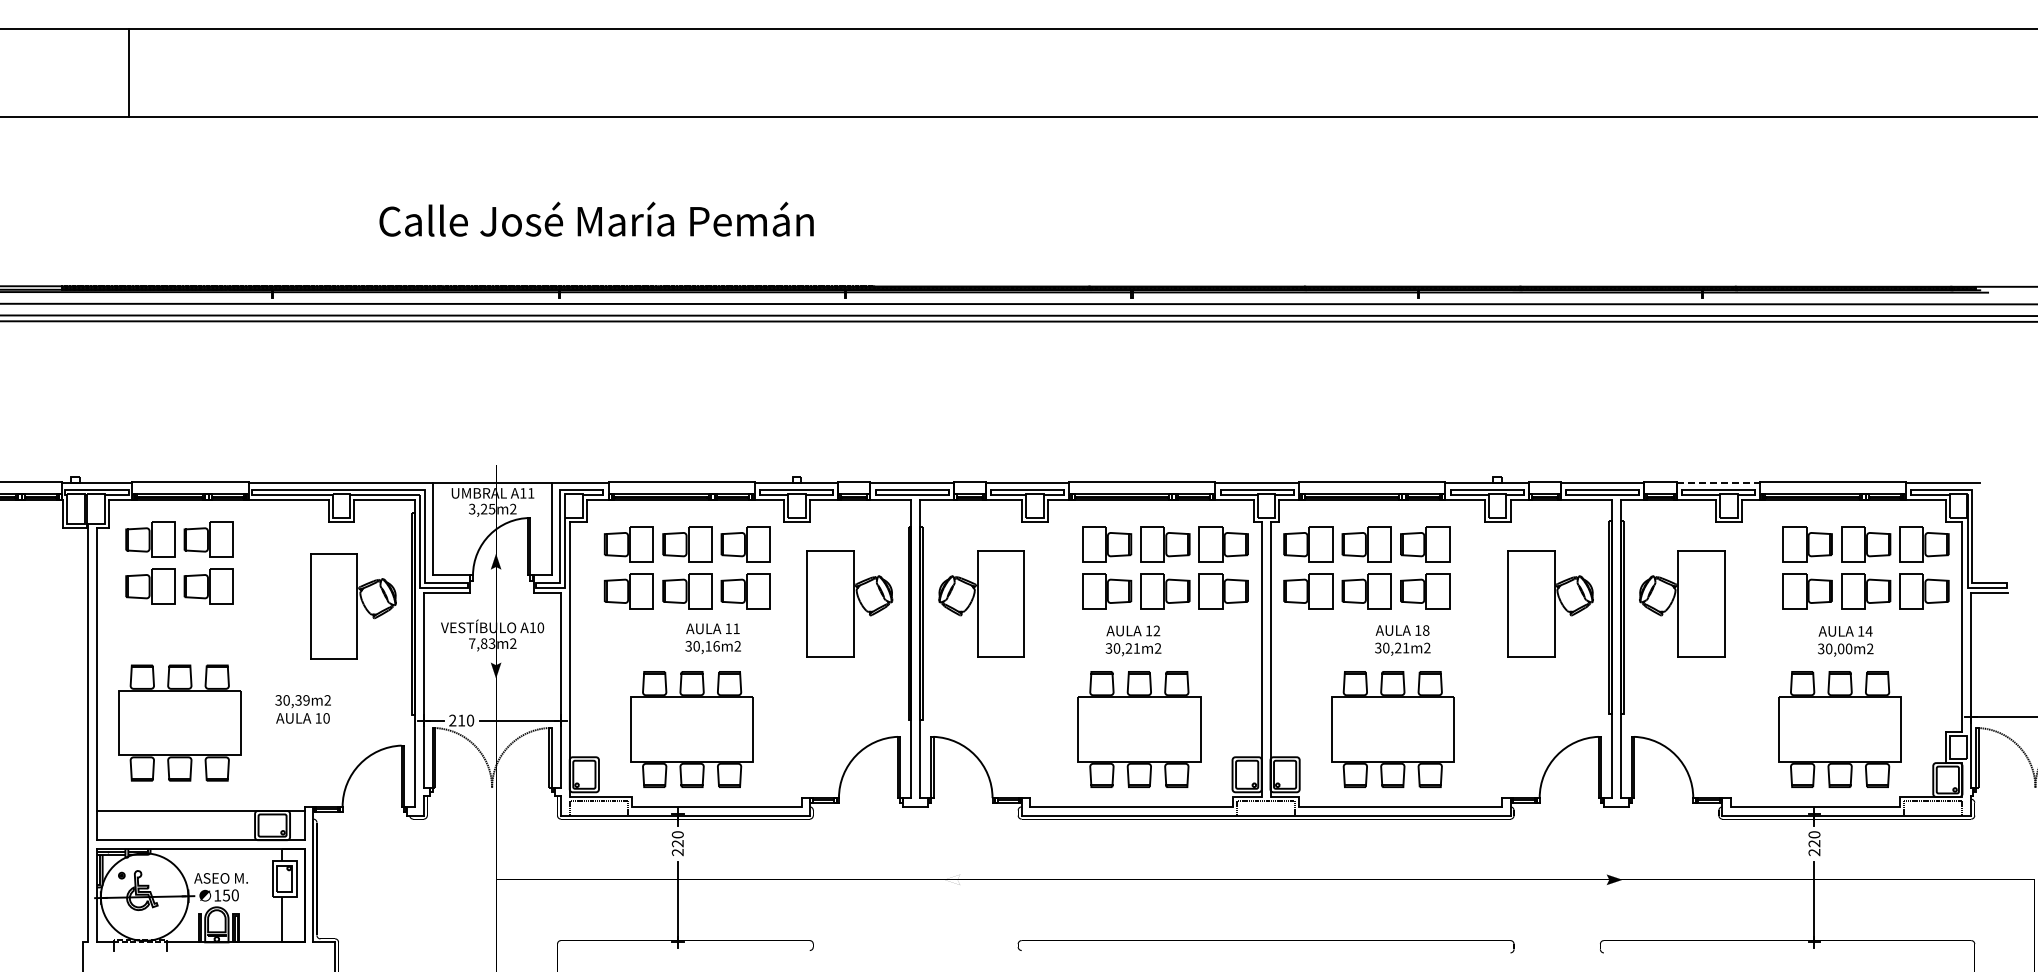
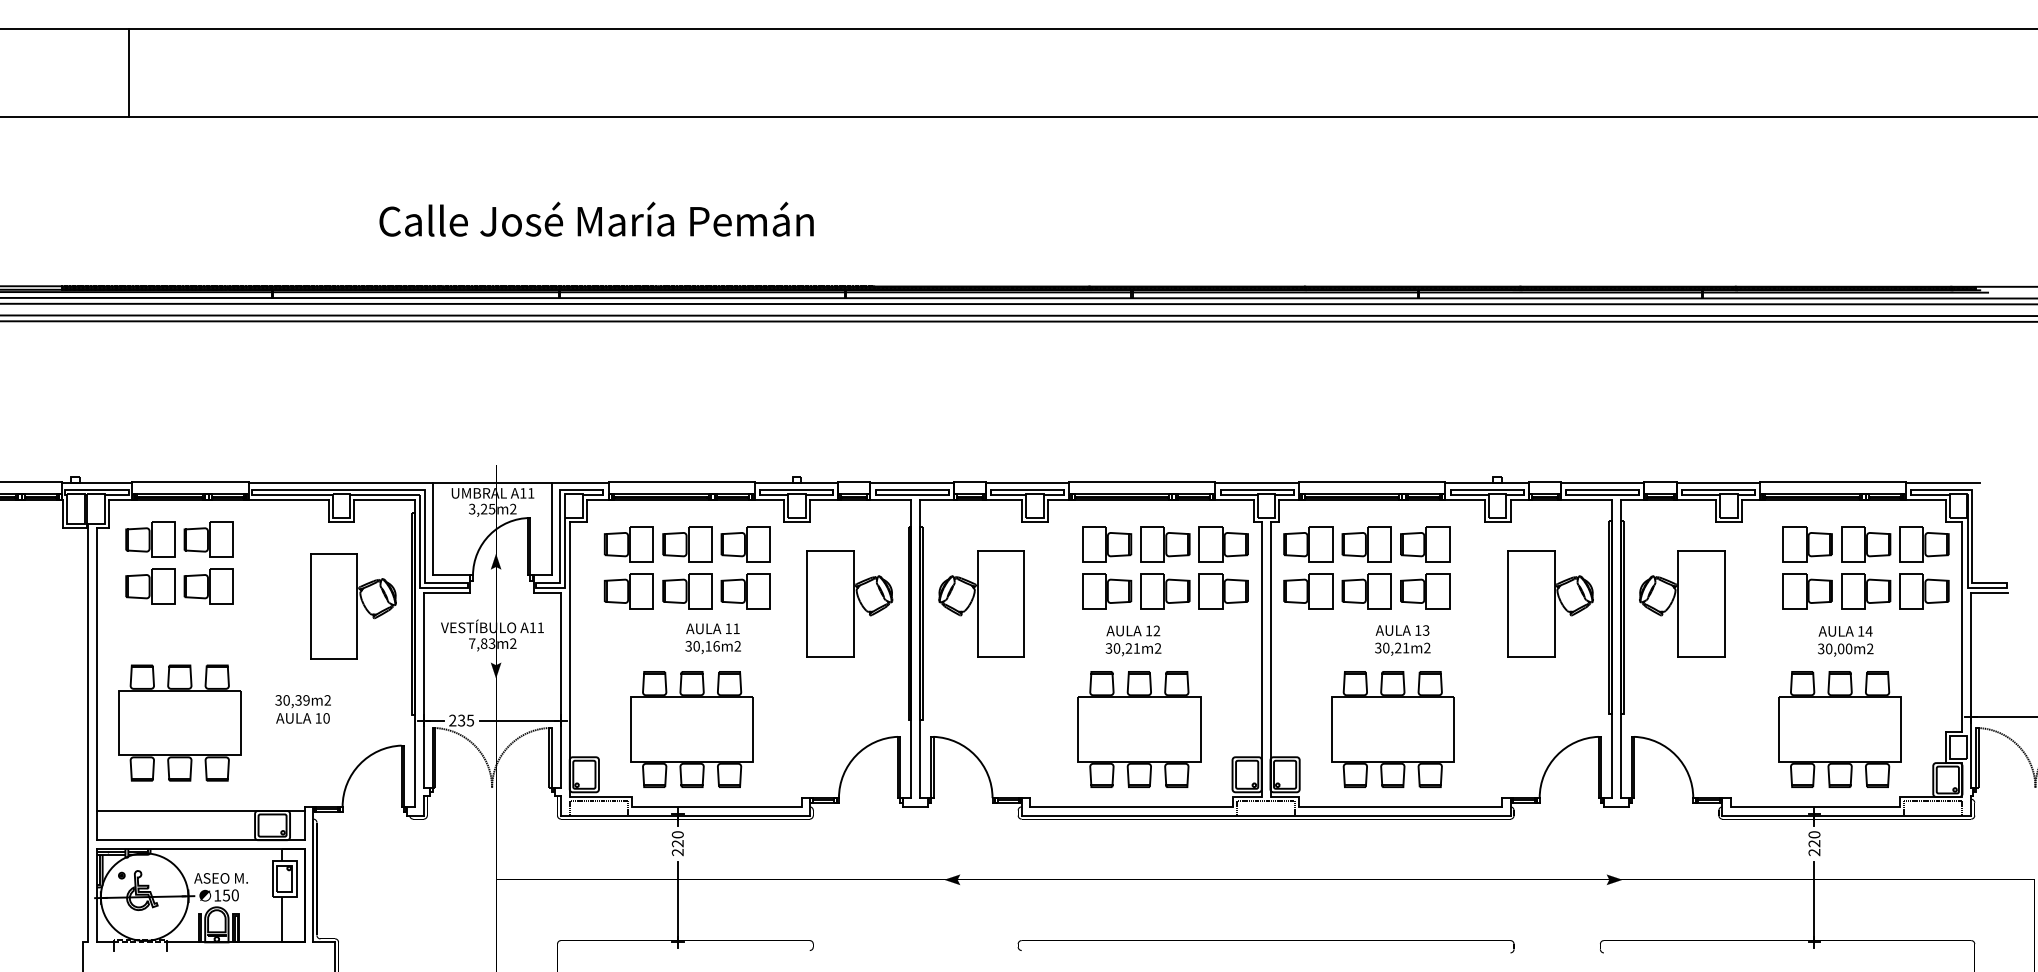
line: none -> present (1018, 297)
line: dashed -> solid (1718, 482)
text: A10 -> A11 (540, 627)
text: 18 -> 13 (1425, 630)
text: 210 -> 235 (466, 720)
fill: none -> present (952, 879)
